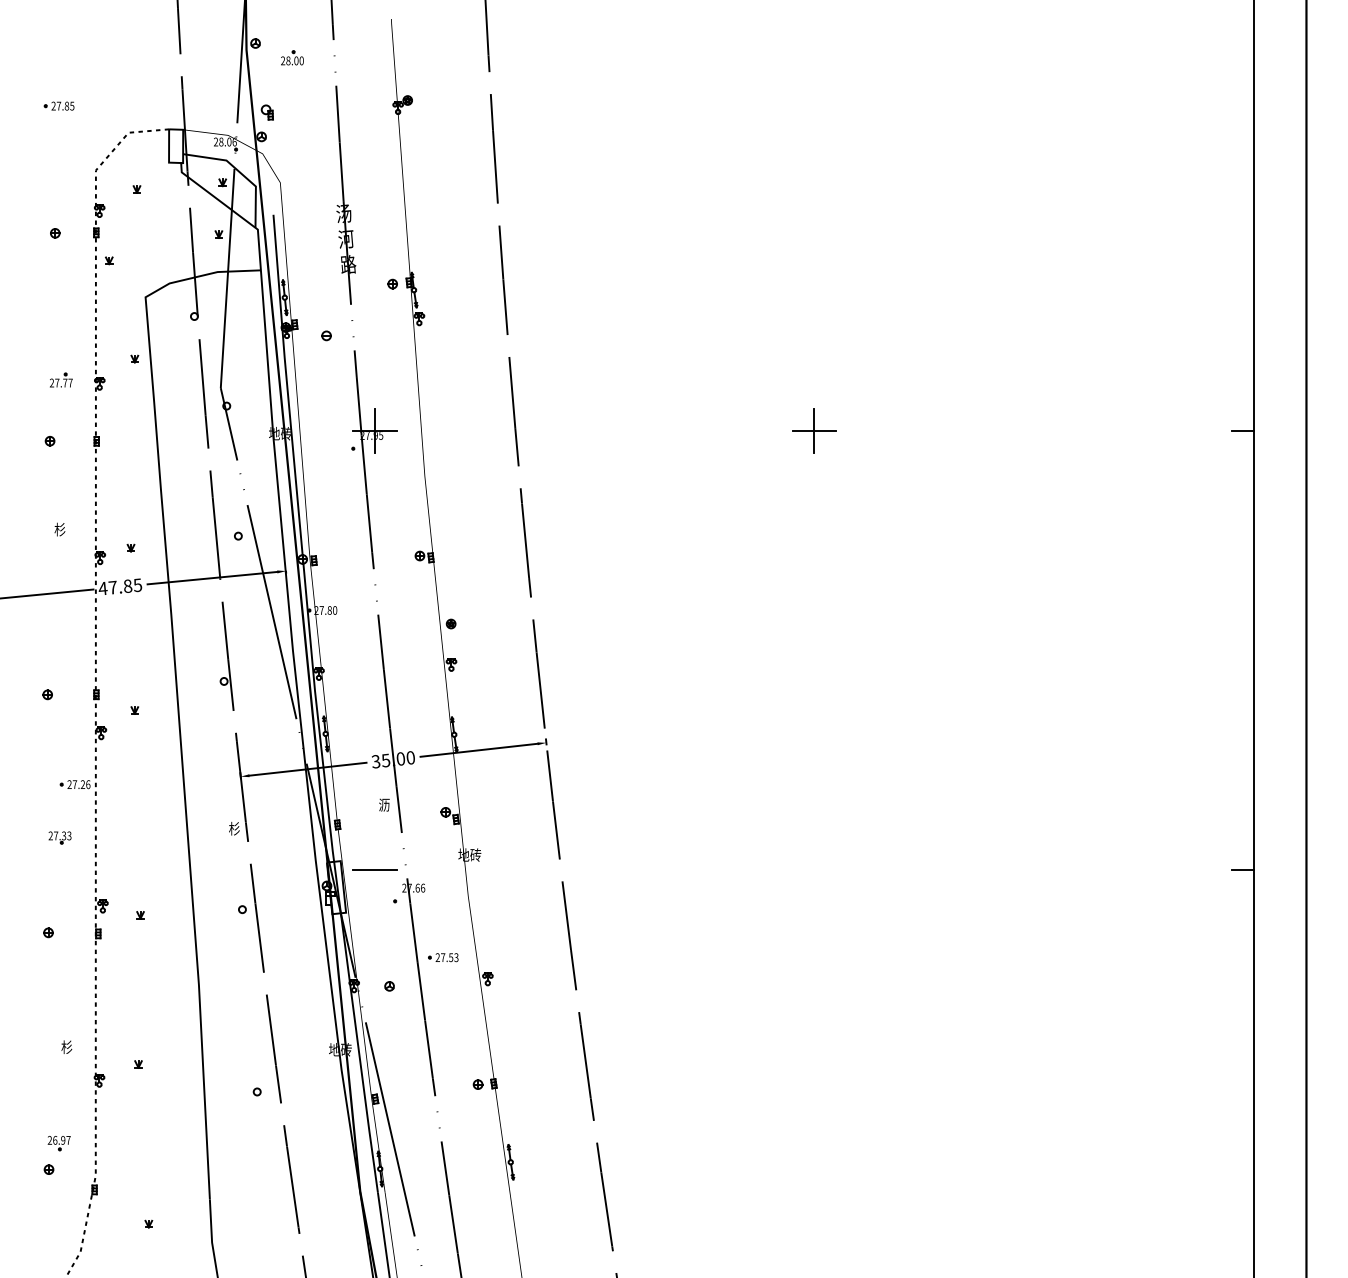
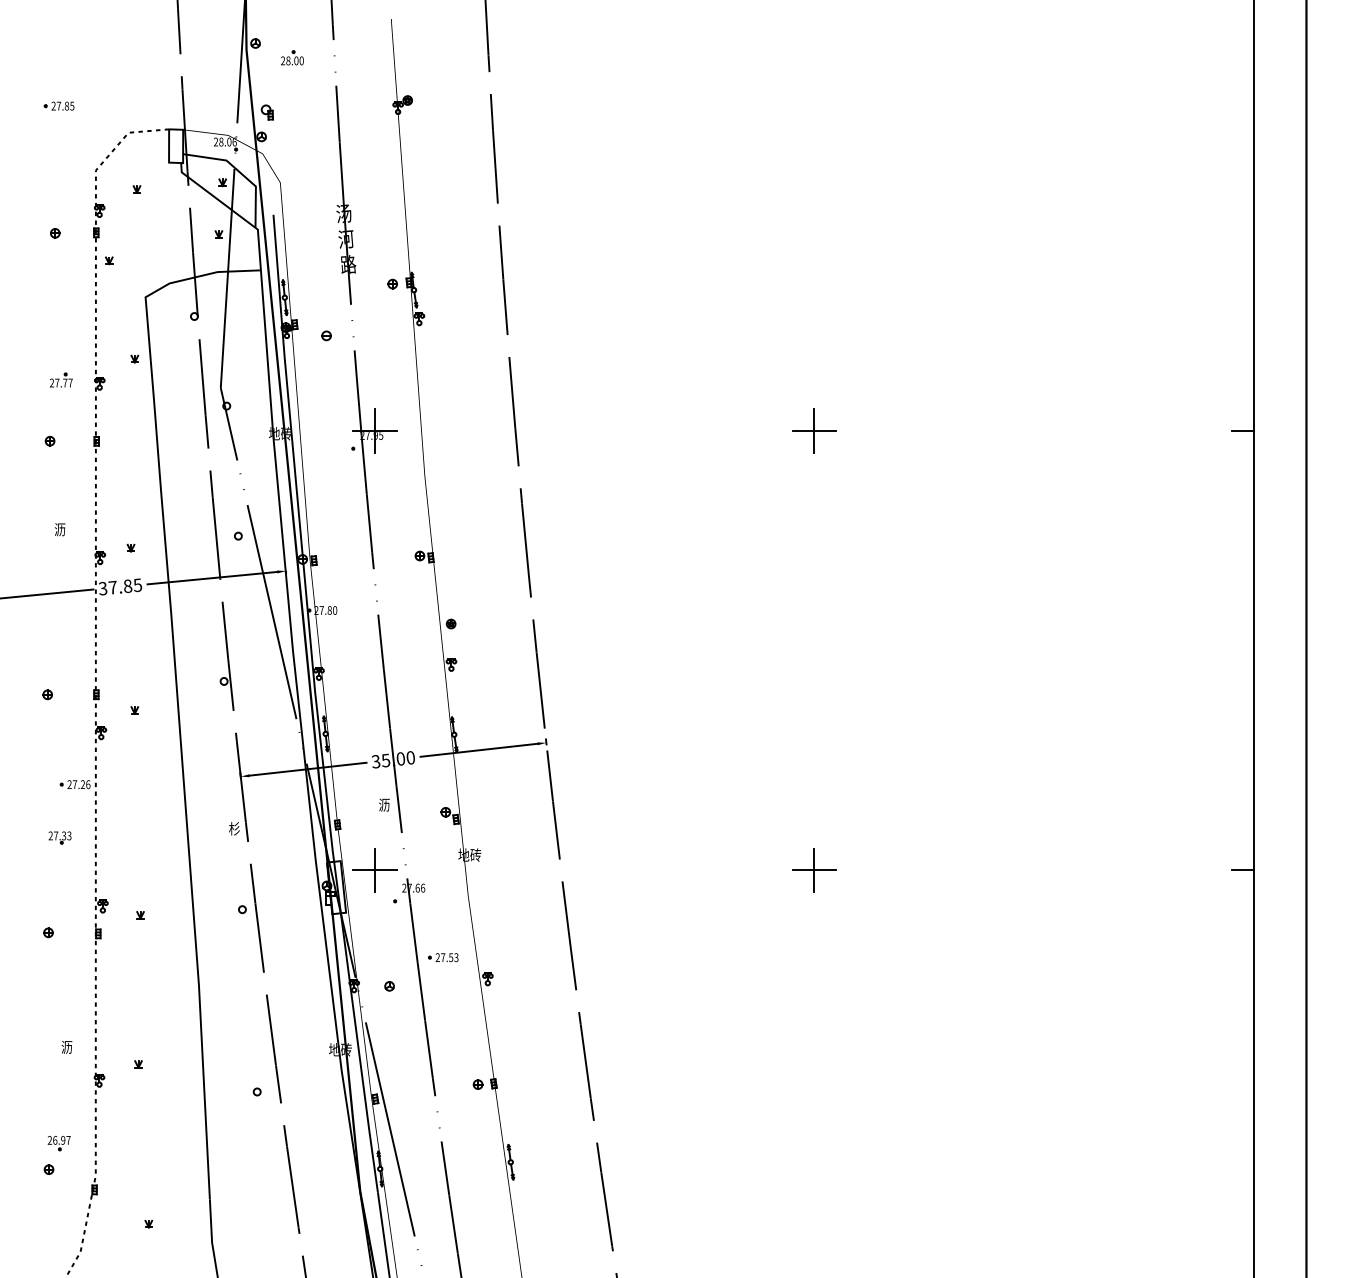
text: 杉 -> 沥 (59, 529)
text: 47.85 -> 37.85 (102, 588)
line: none -> present (375, 870)
part: none -> present (814, 870)
text: 杉 -> 沥 (66, 1046)
